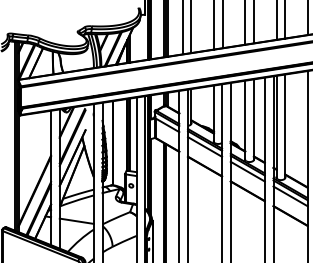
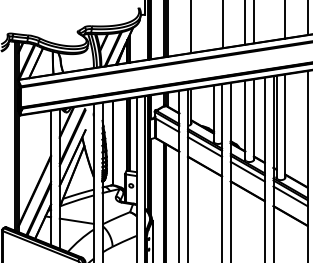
line: present -> none (276, 20)
line: present -> none (213, 25)
line: present -> none (182, 28)
